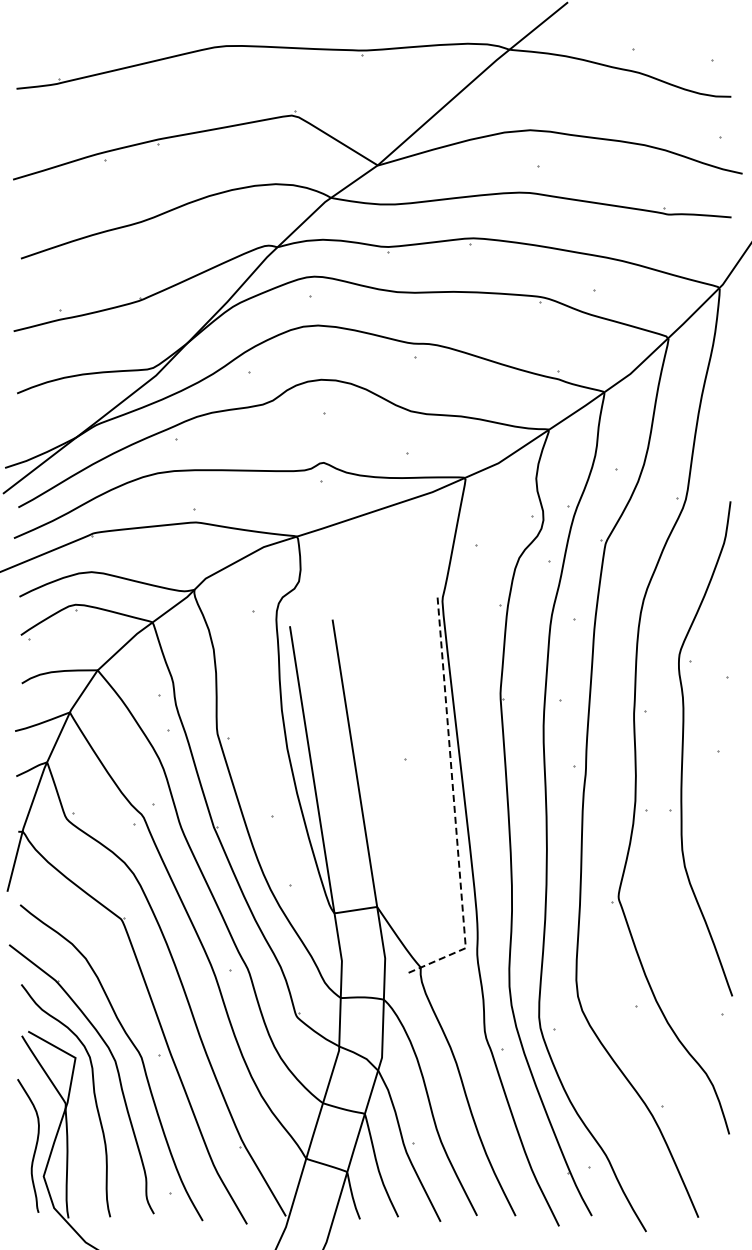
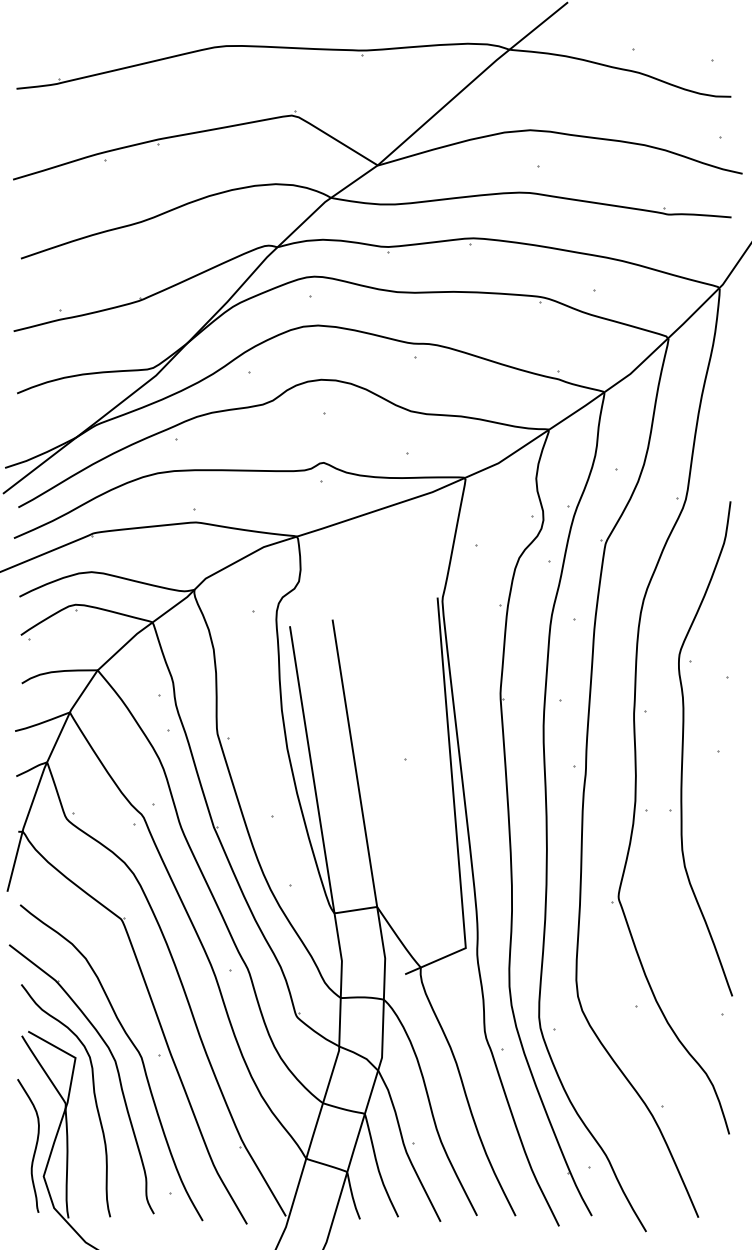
line: dashed -> solid (454, 806)
